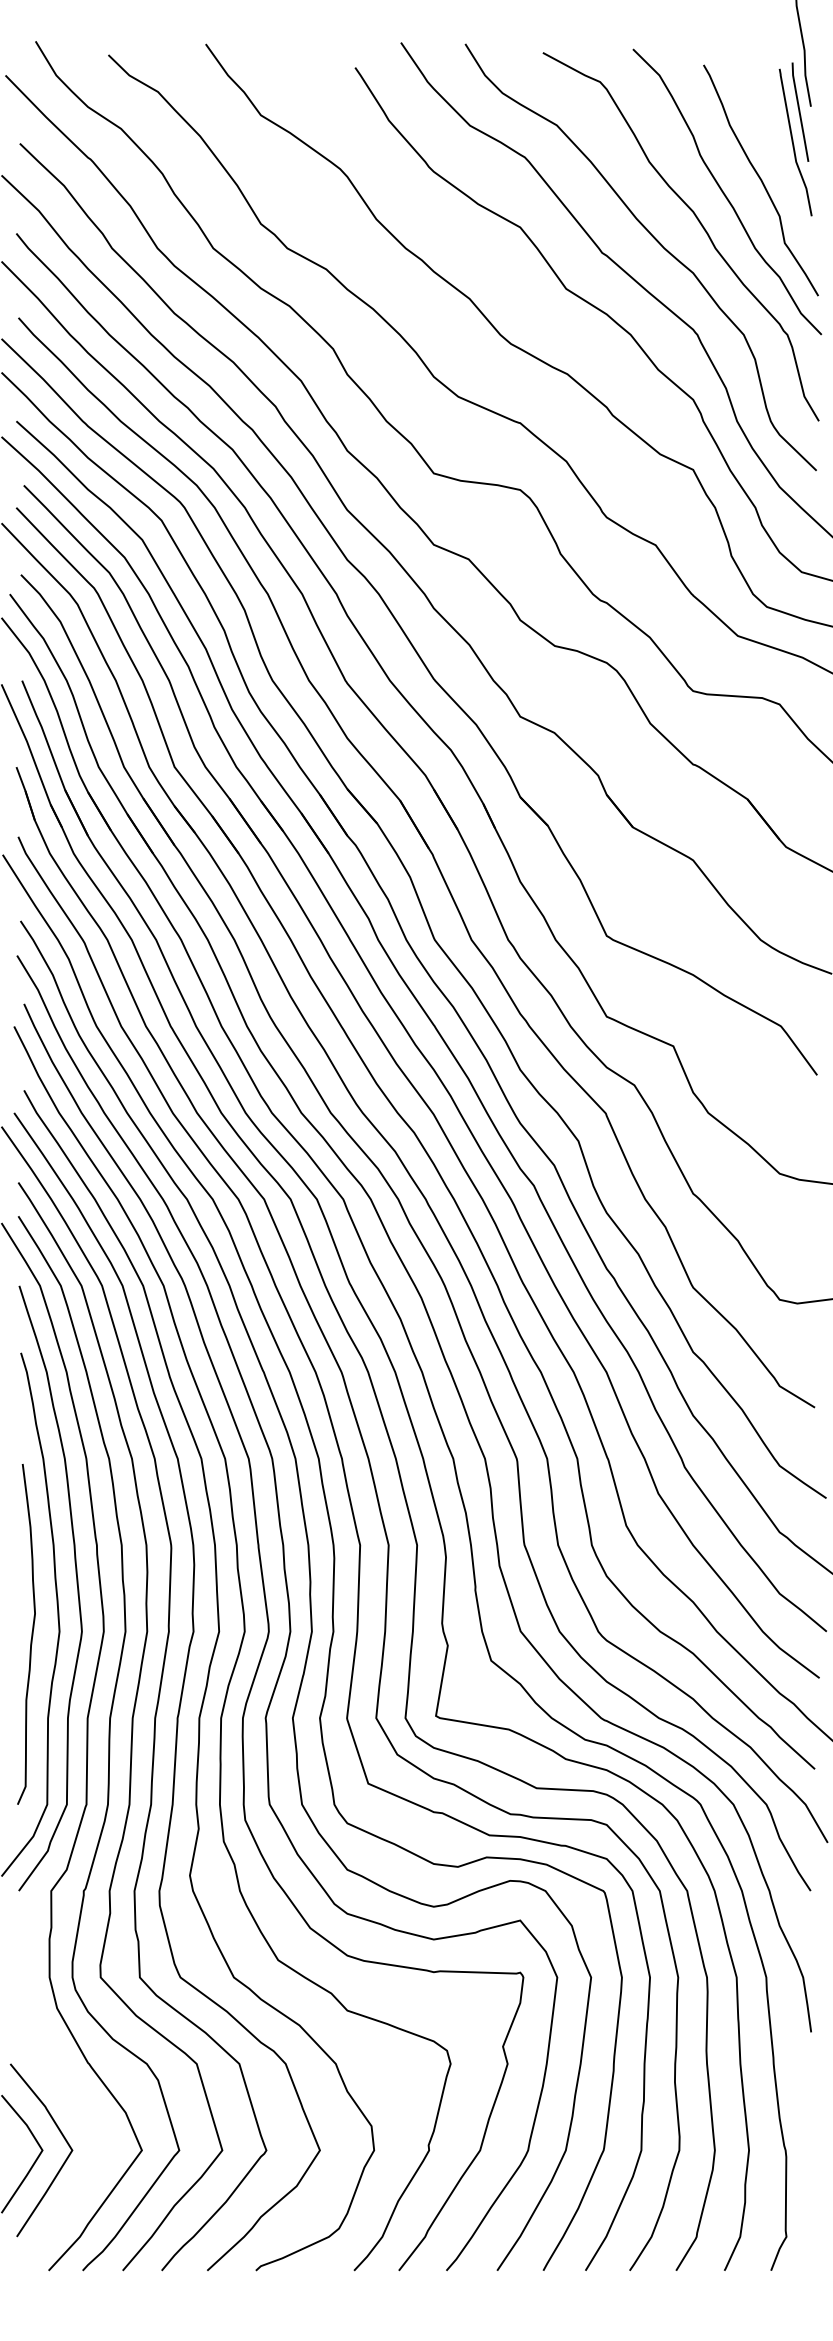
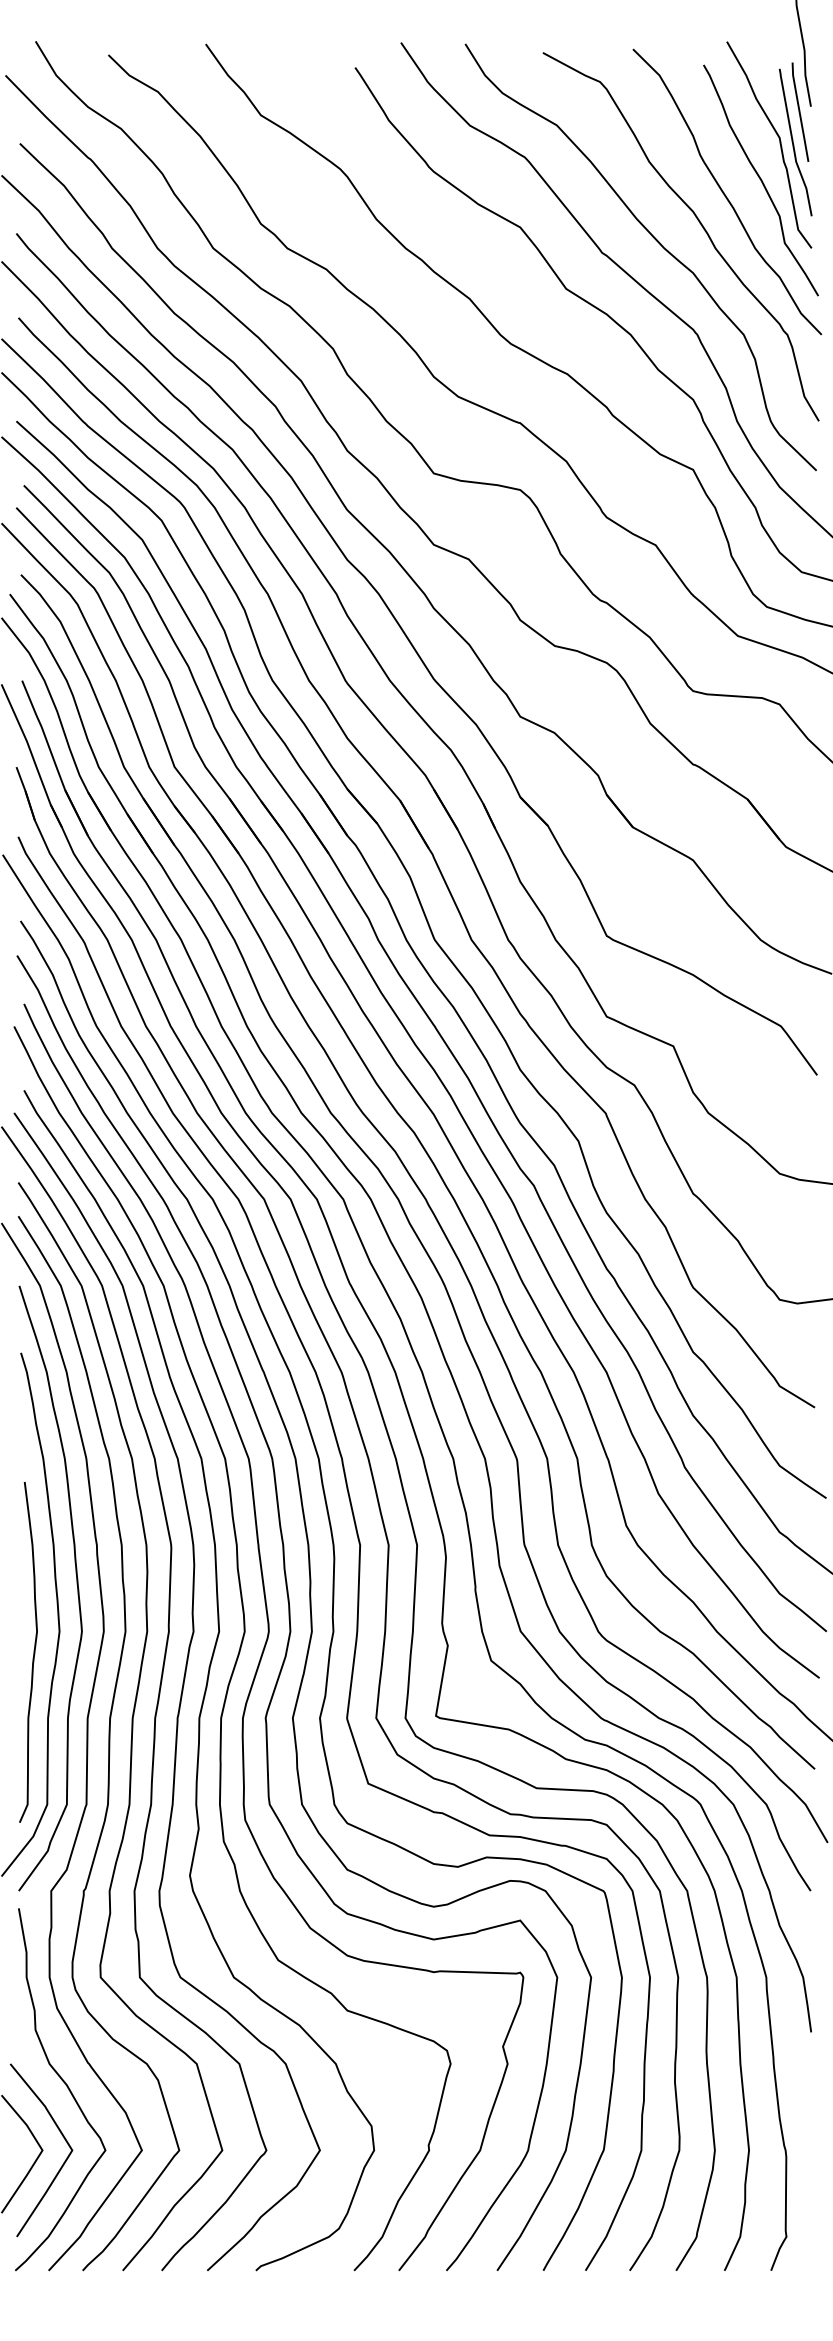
curve: none -> present (779, 144)
curve position: (31, 1634) -> (33, 1652) (33, 1652)
curve: none -> present (65, 2085)
